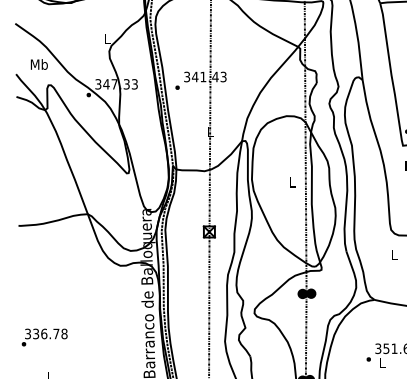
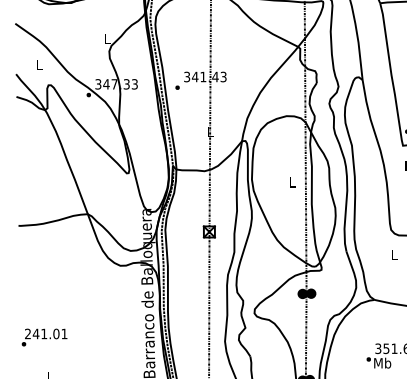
text: Mb -> L (38, 64)
text: 336.78 -> 241.01 (46, 333)
text: L -> Mb (382, 362)
